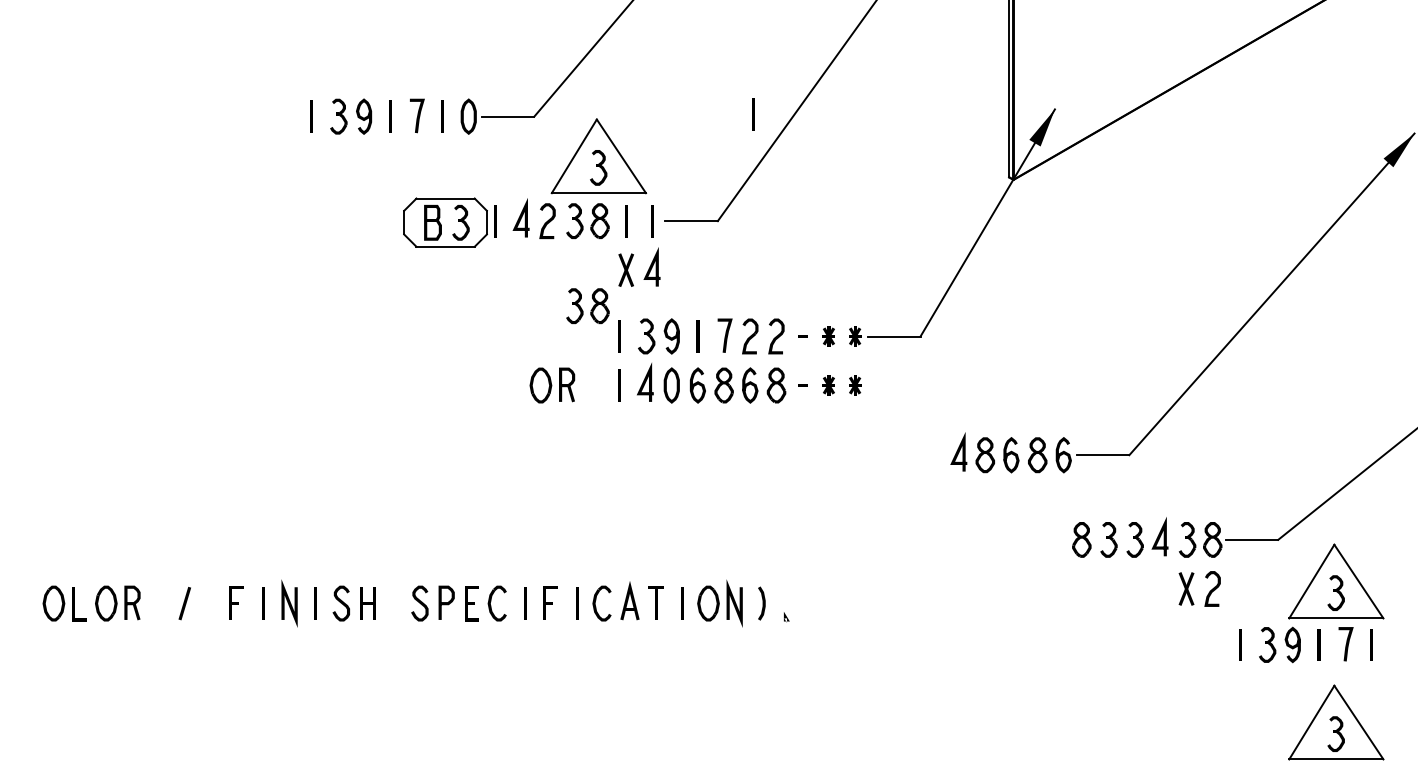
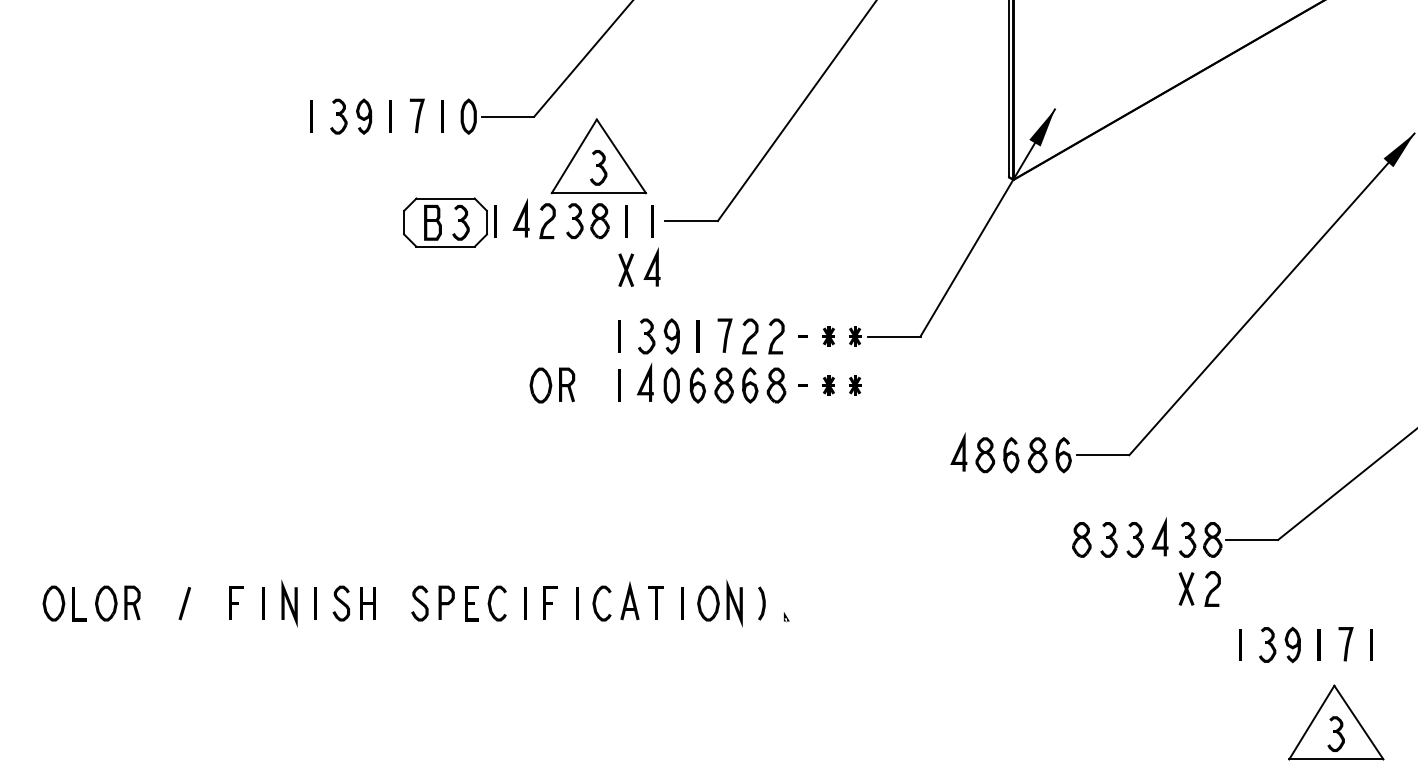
line: present -> none (753, 114)
part: present -> none (587, 306)
part: present -> none (1336, 581)
